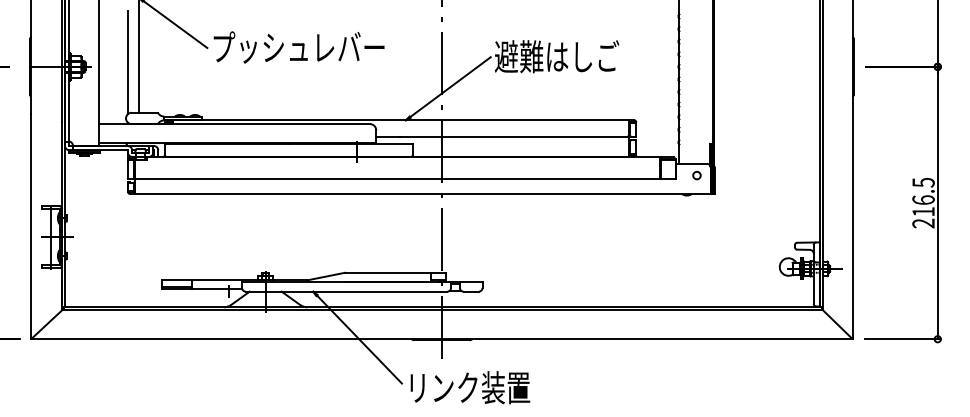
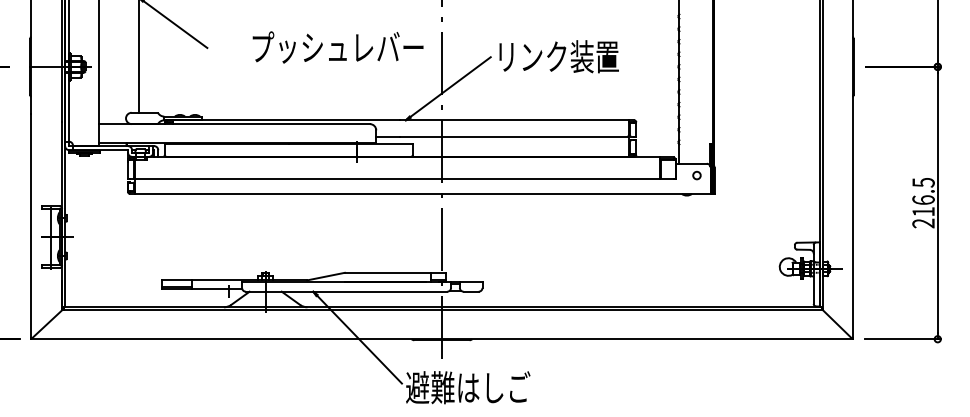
text position: (298, 47) -> (337, 47) (337, 47)
text: 避難はしご -> リンク装置 (556, 56)
line: present -> none (127, 62)
text: リンク装置 -> 避難はしご (468, 387)
